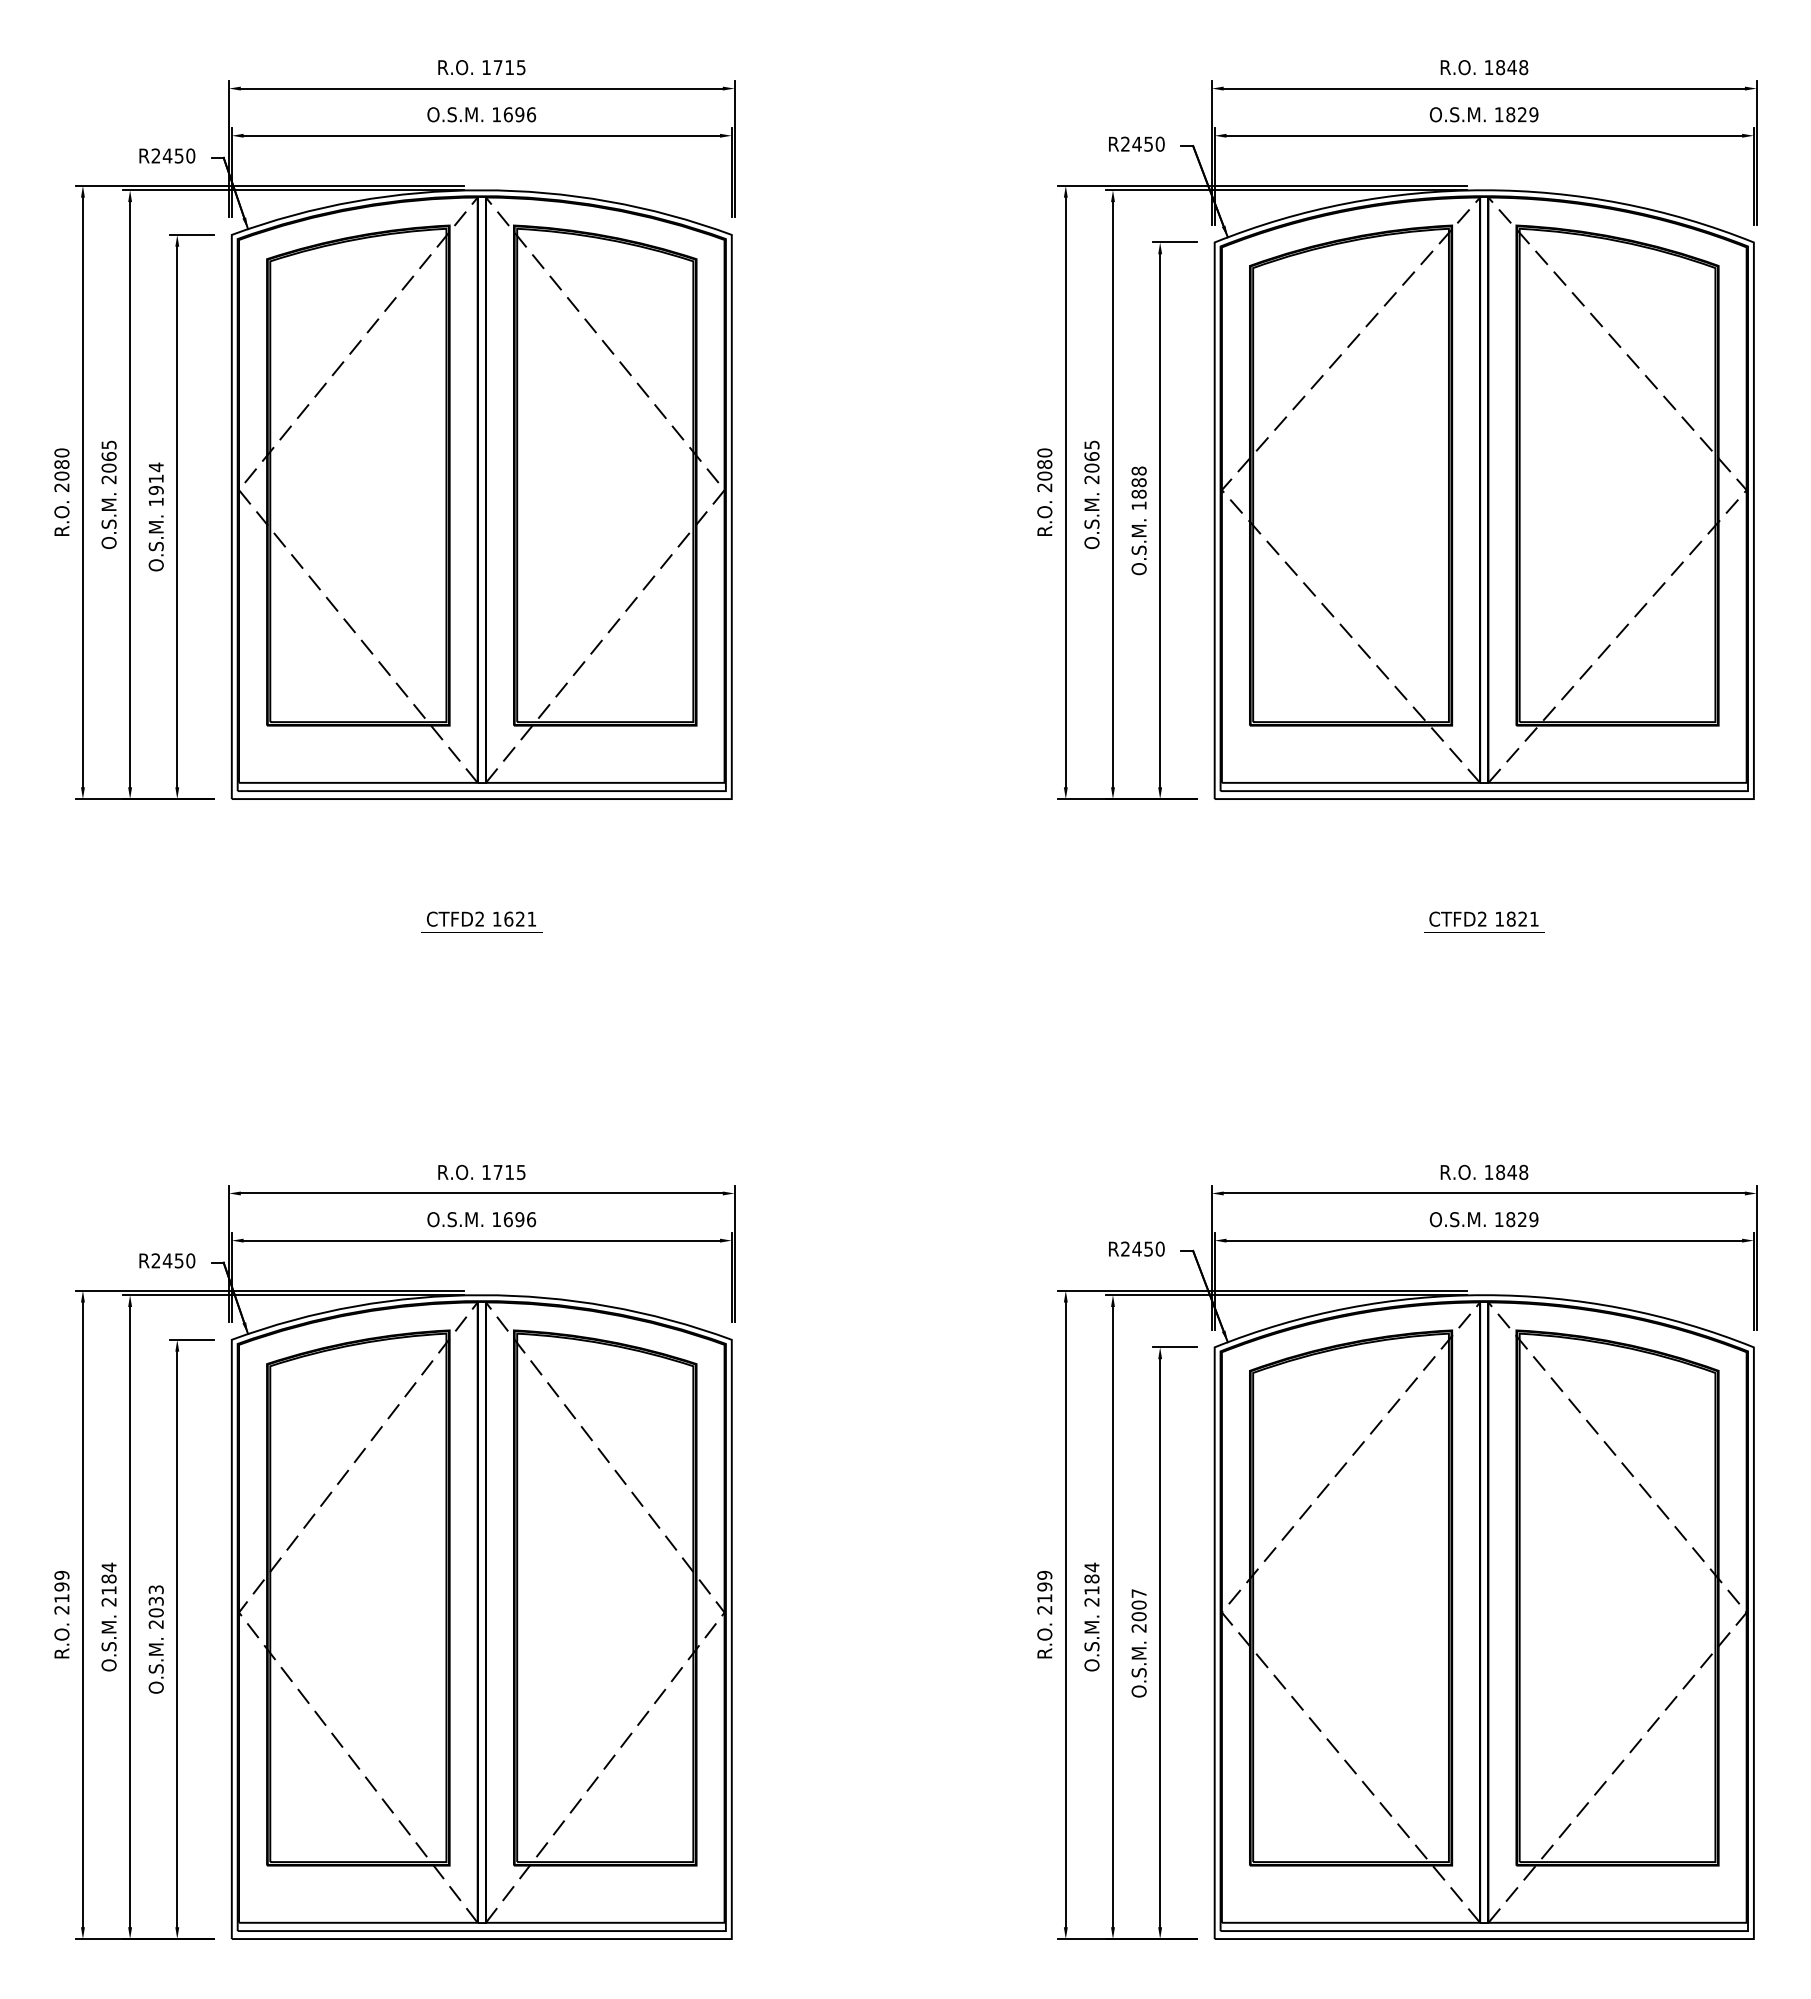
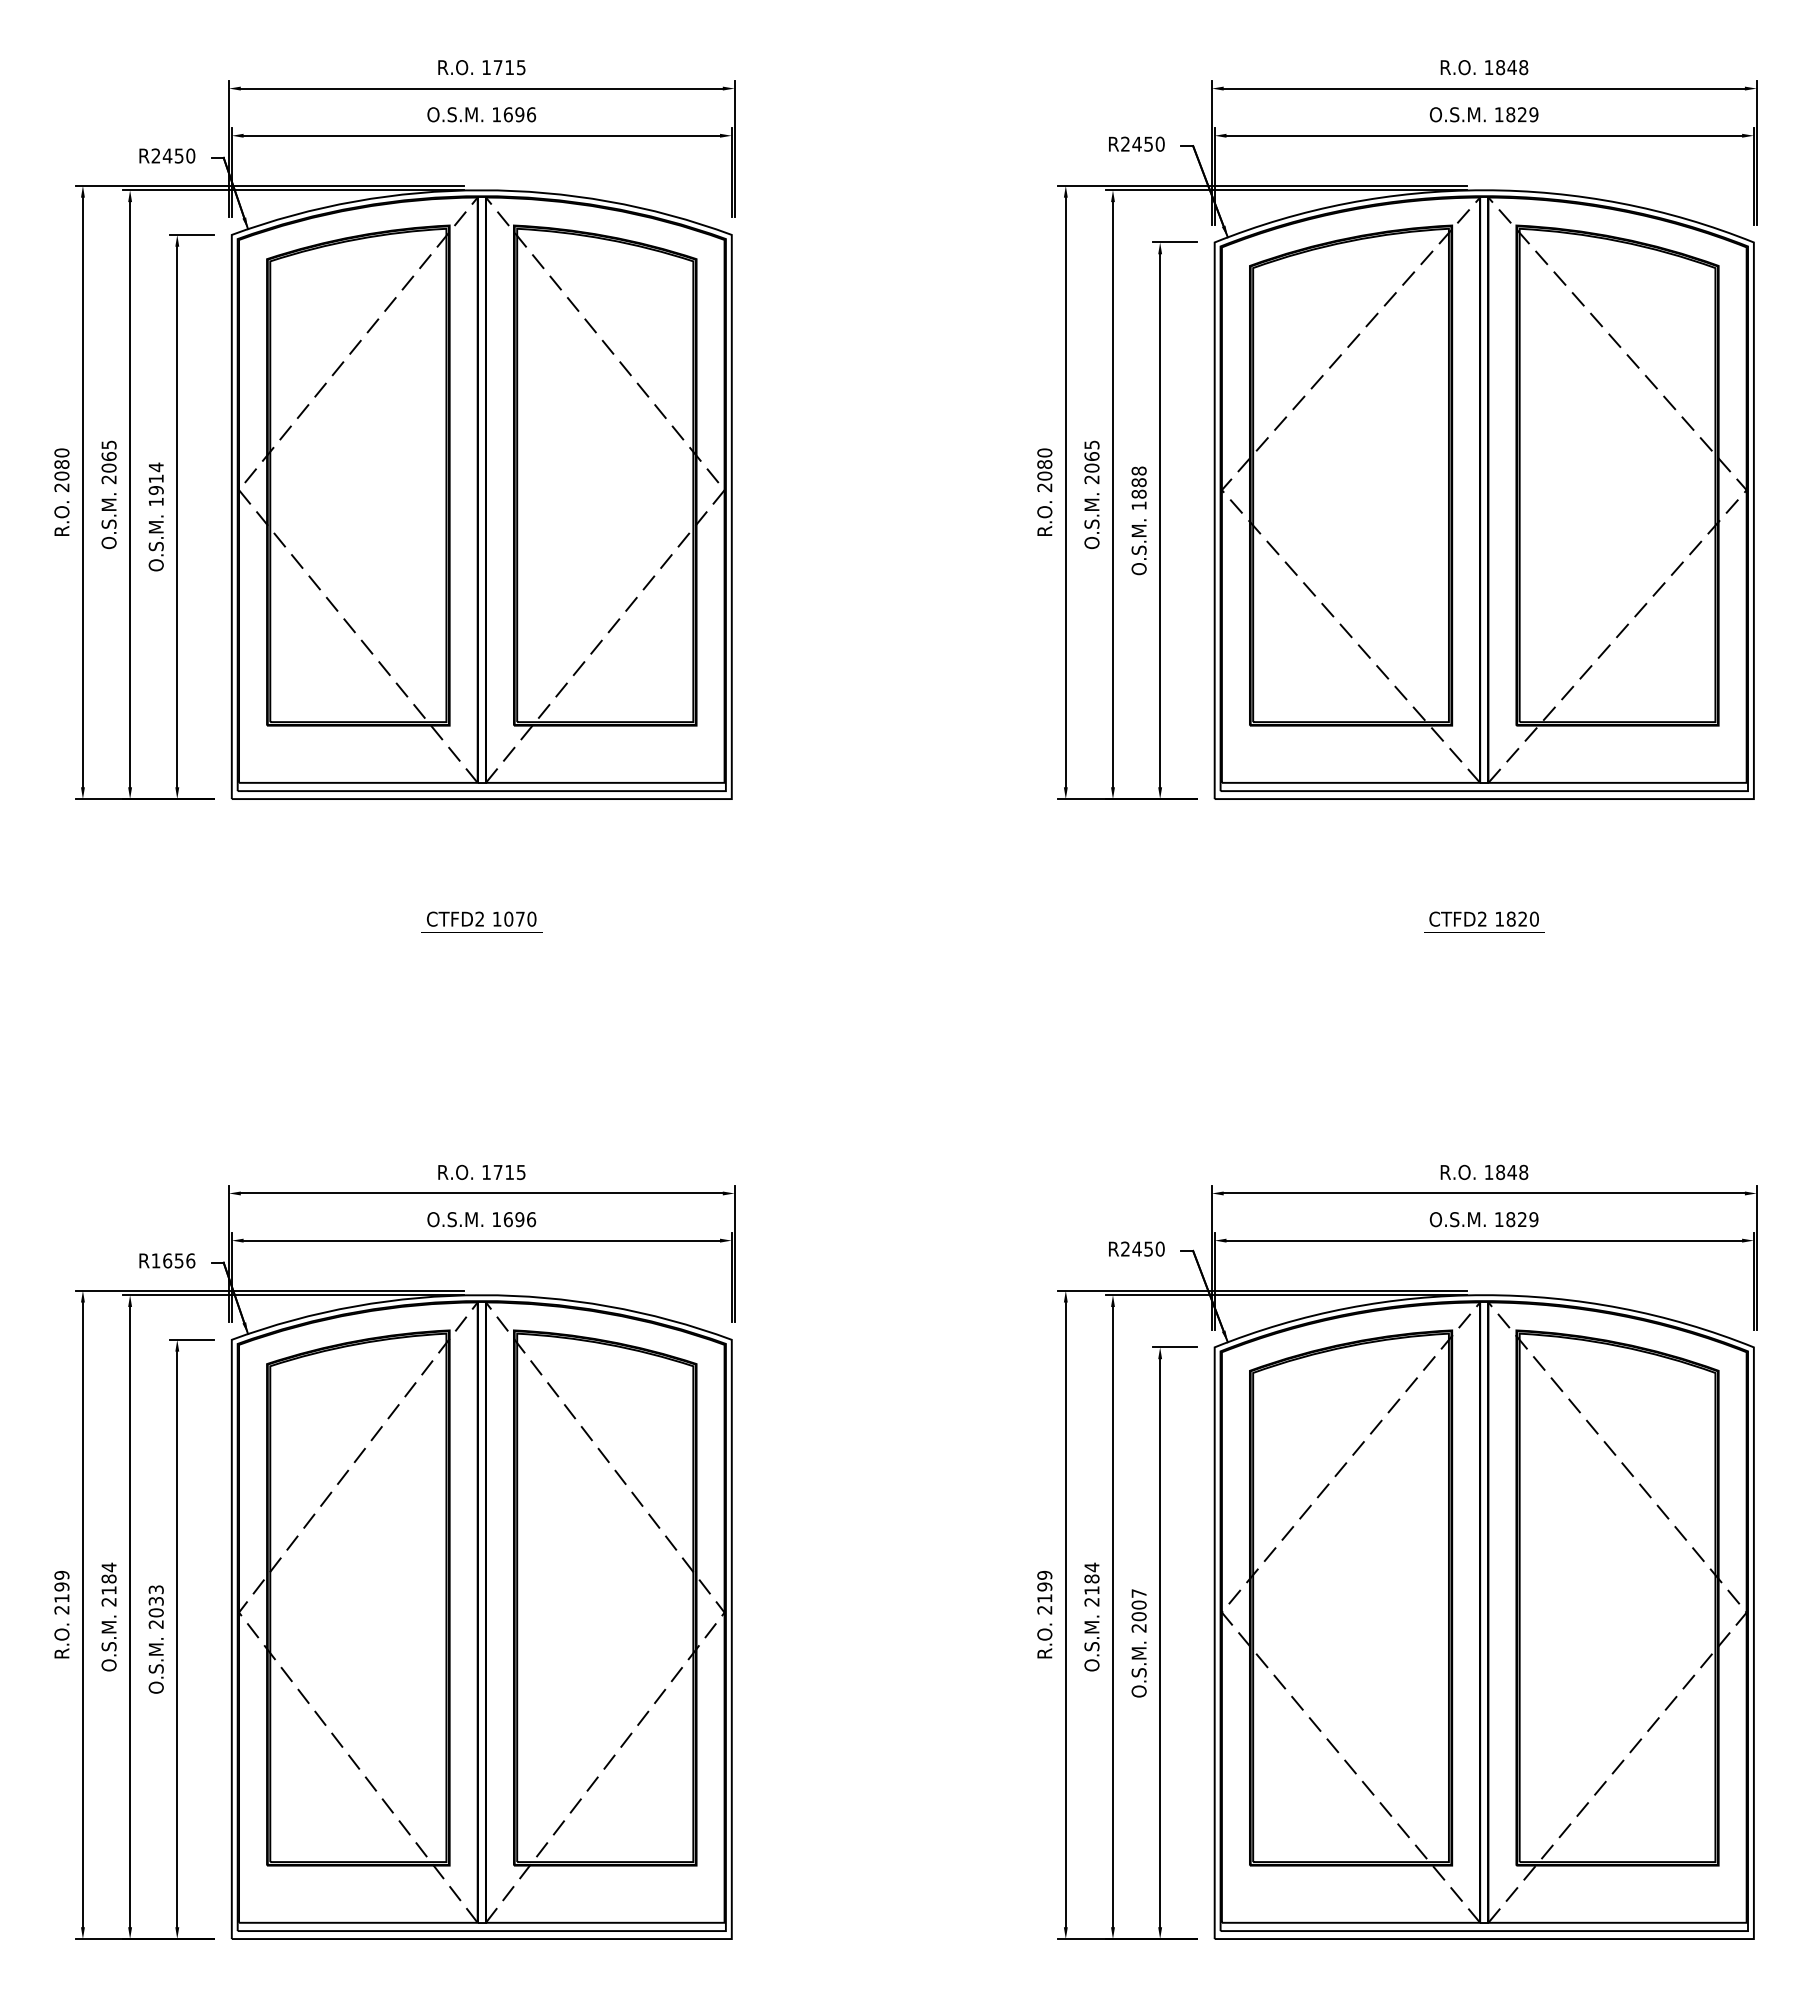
text: 1621 -> 1070 (520, 918)
text: 1821 -> 1820 (1534, 918)
text: R2450 -> R1656 (173, 1260)
